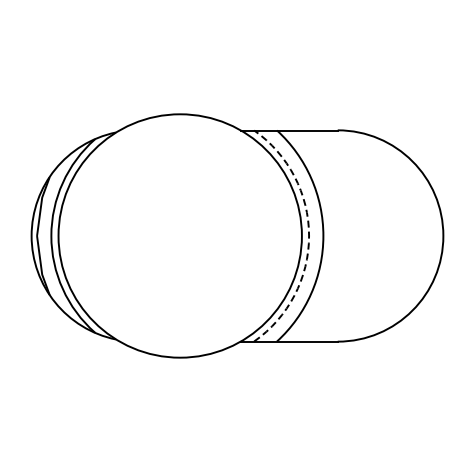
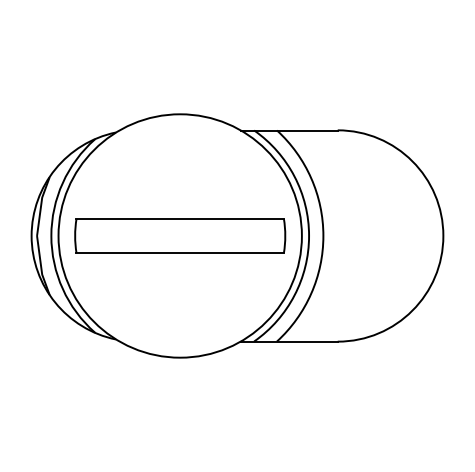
part: none -> present (180, 235)
arc: dashed -> solid (309, 235)
